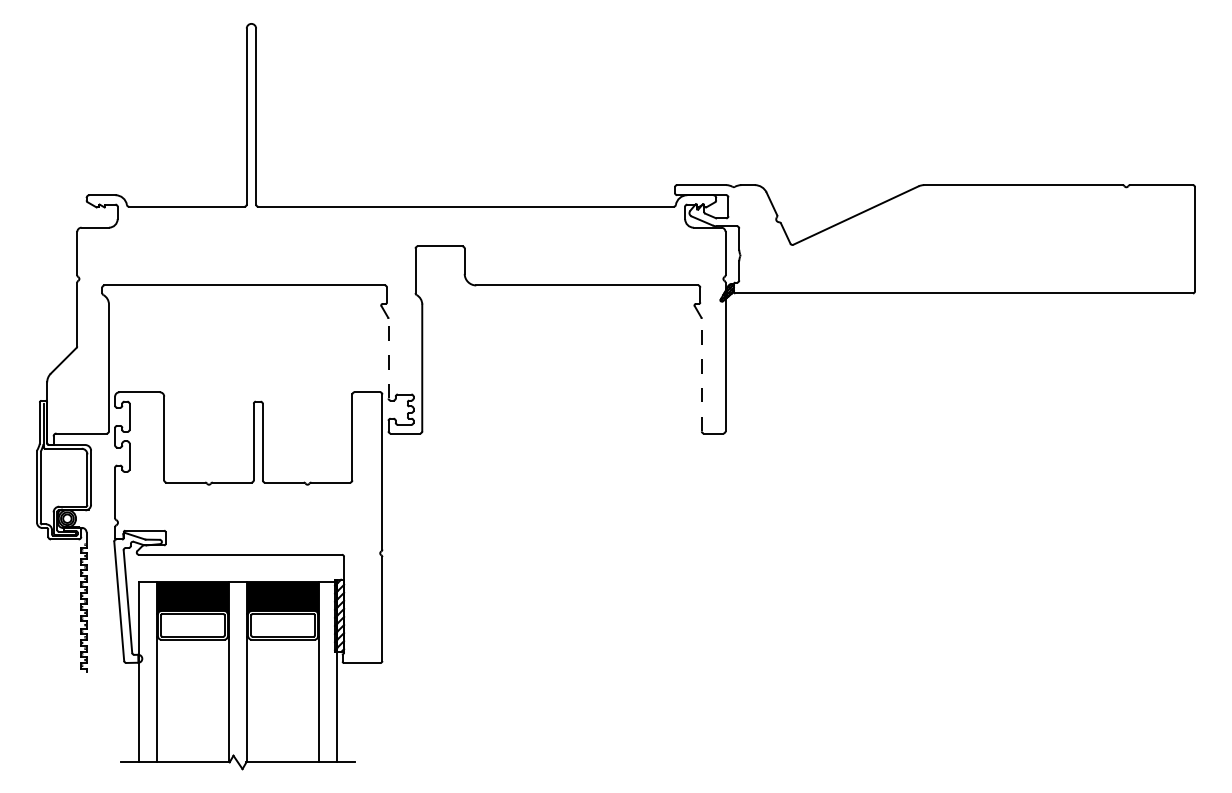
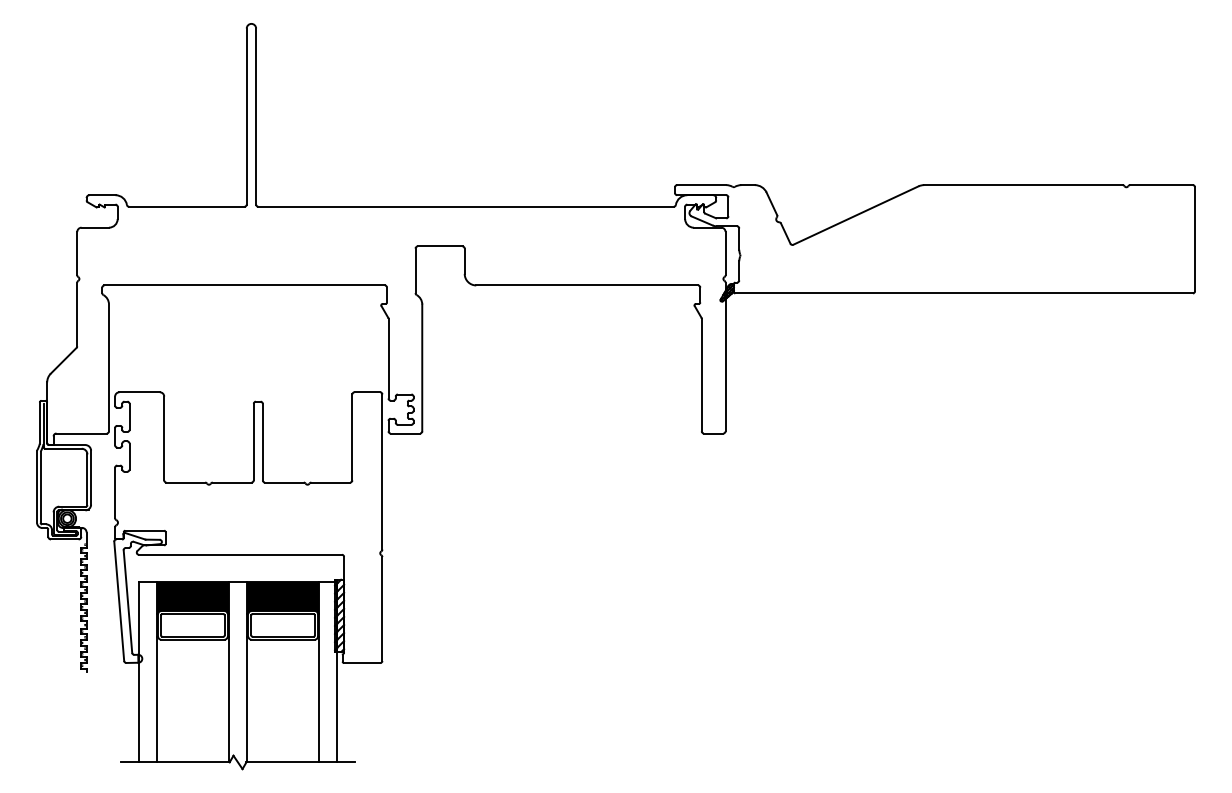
line: dashed -> solid (388, 358)
line: dashed -> solid (701, 374)
